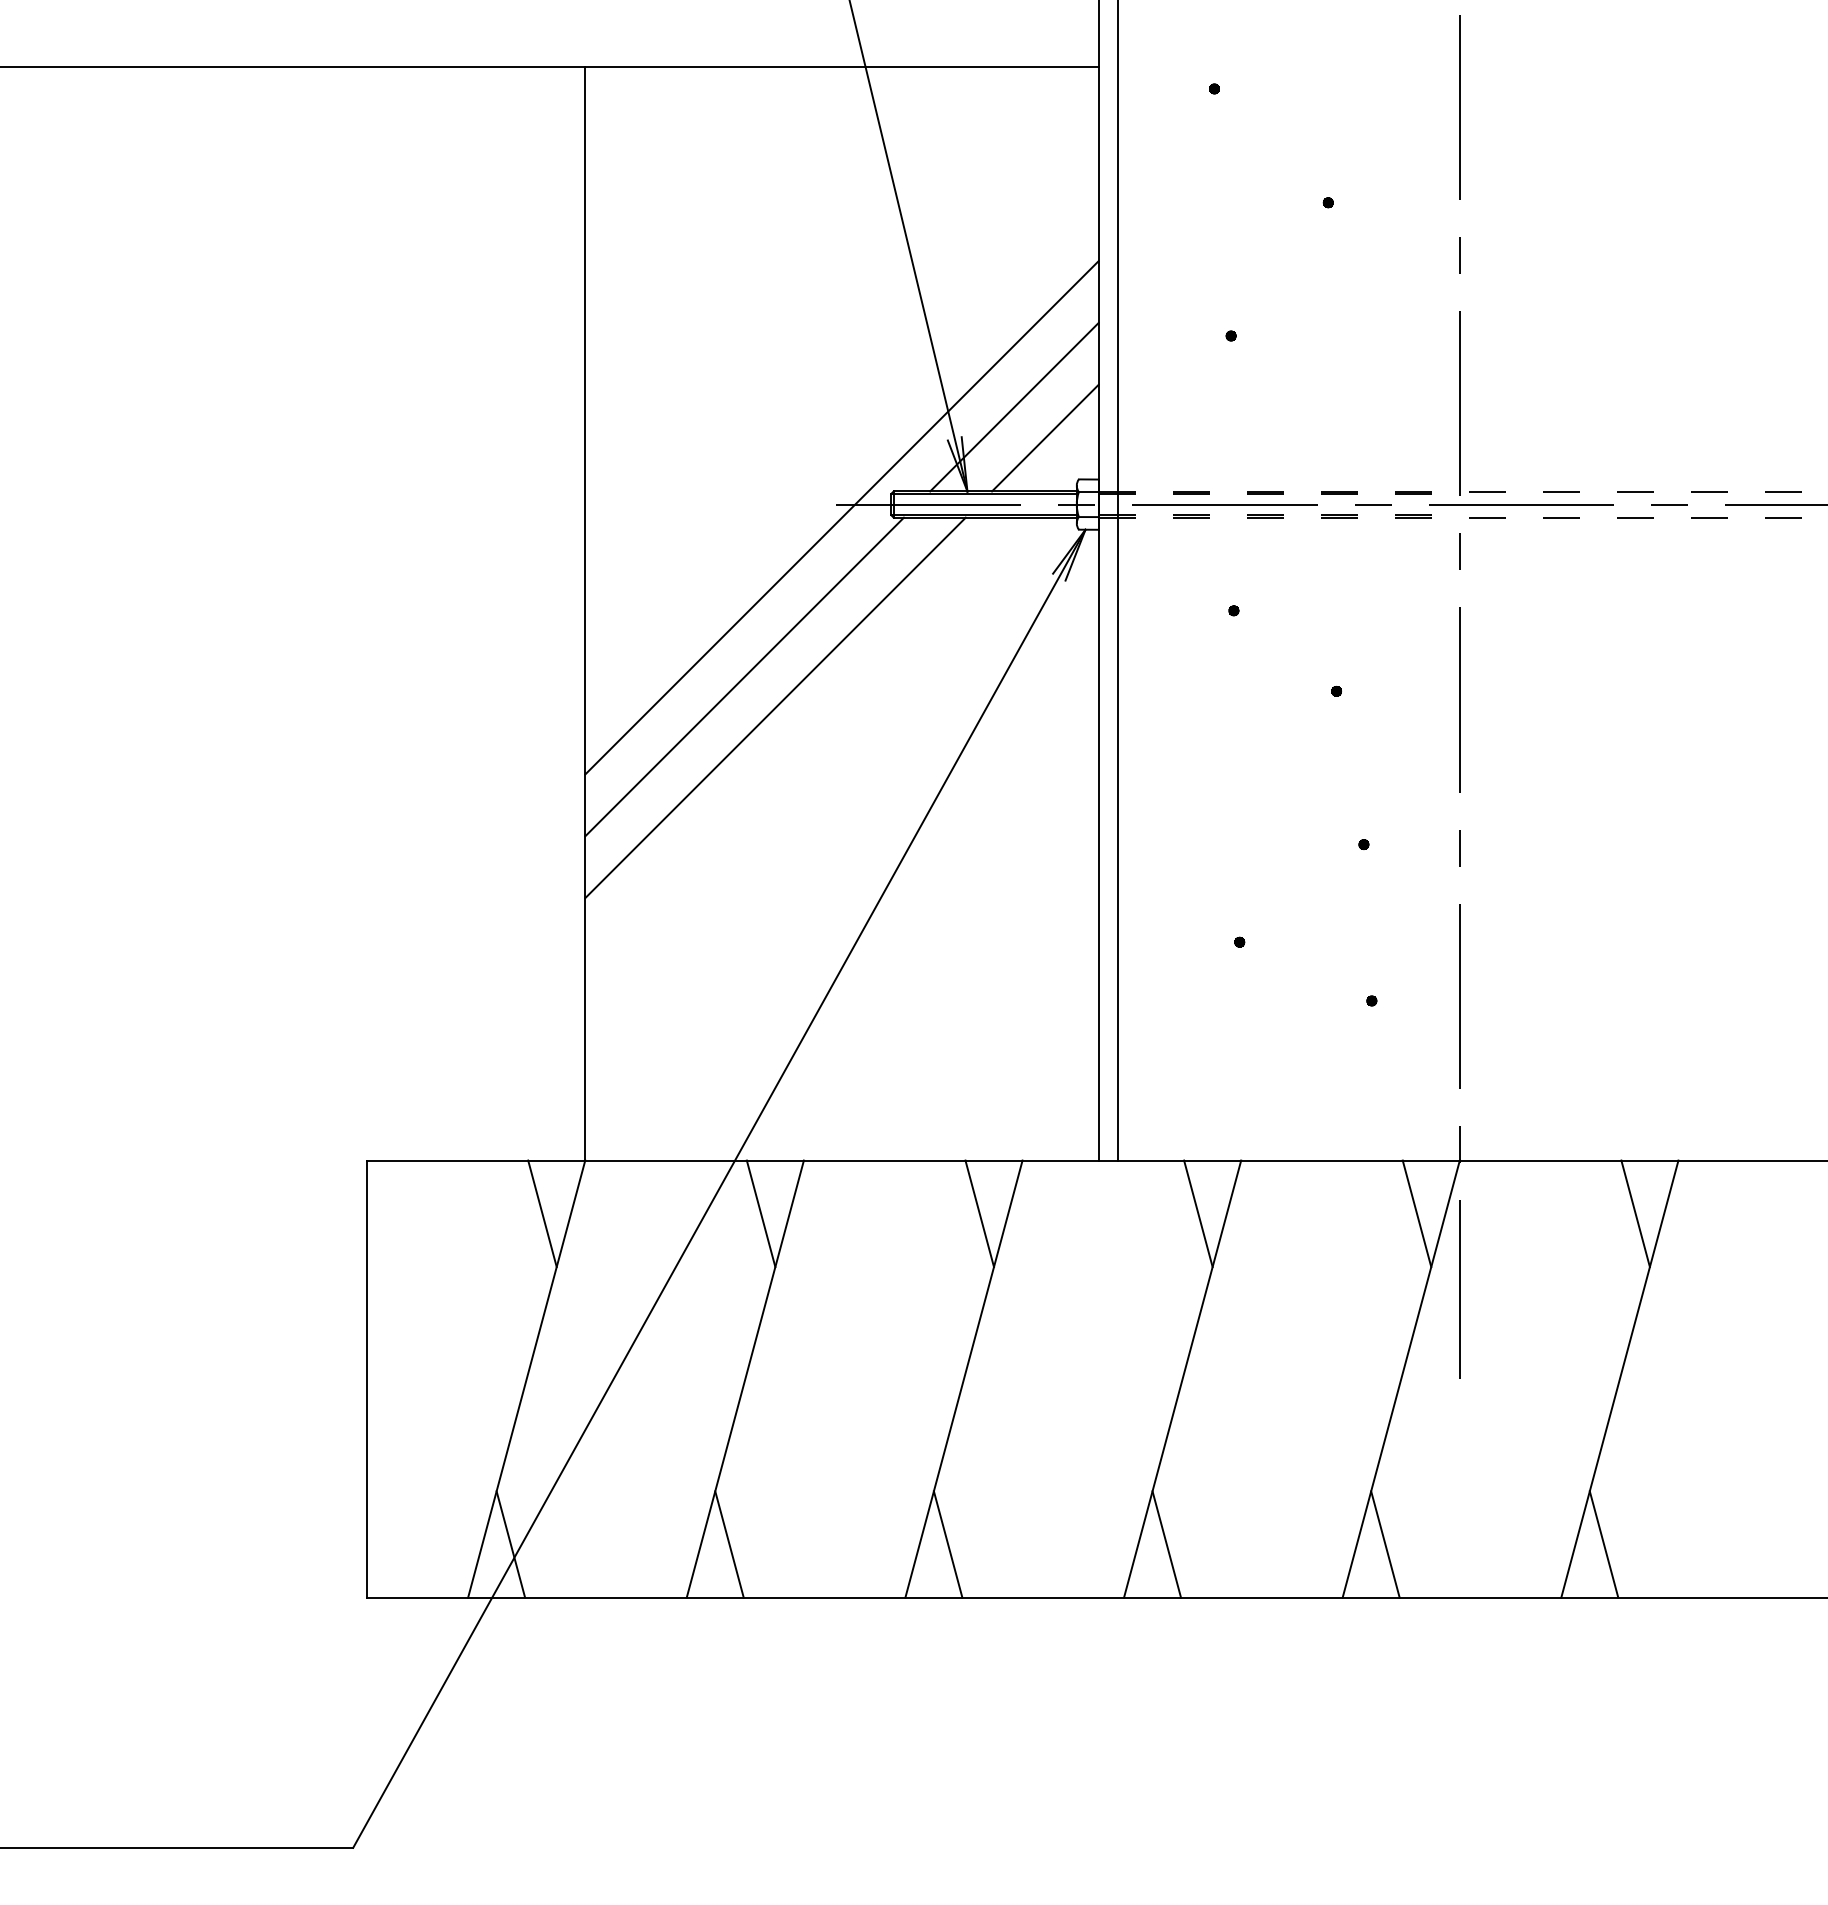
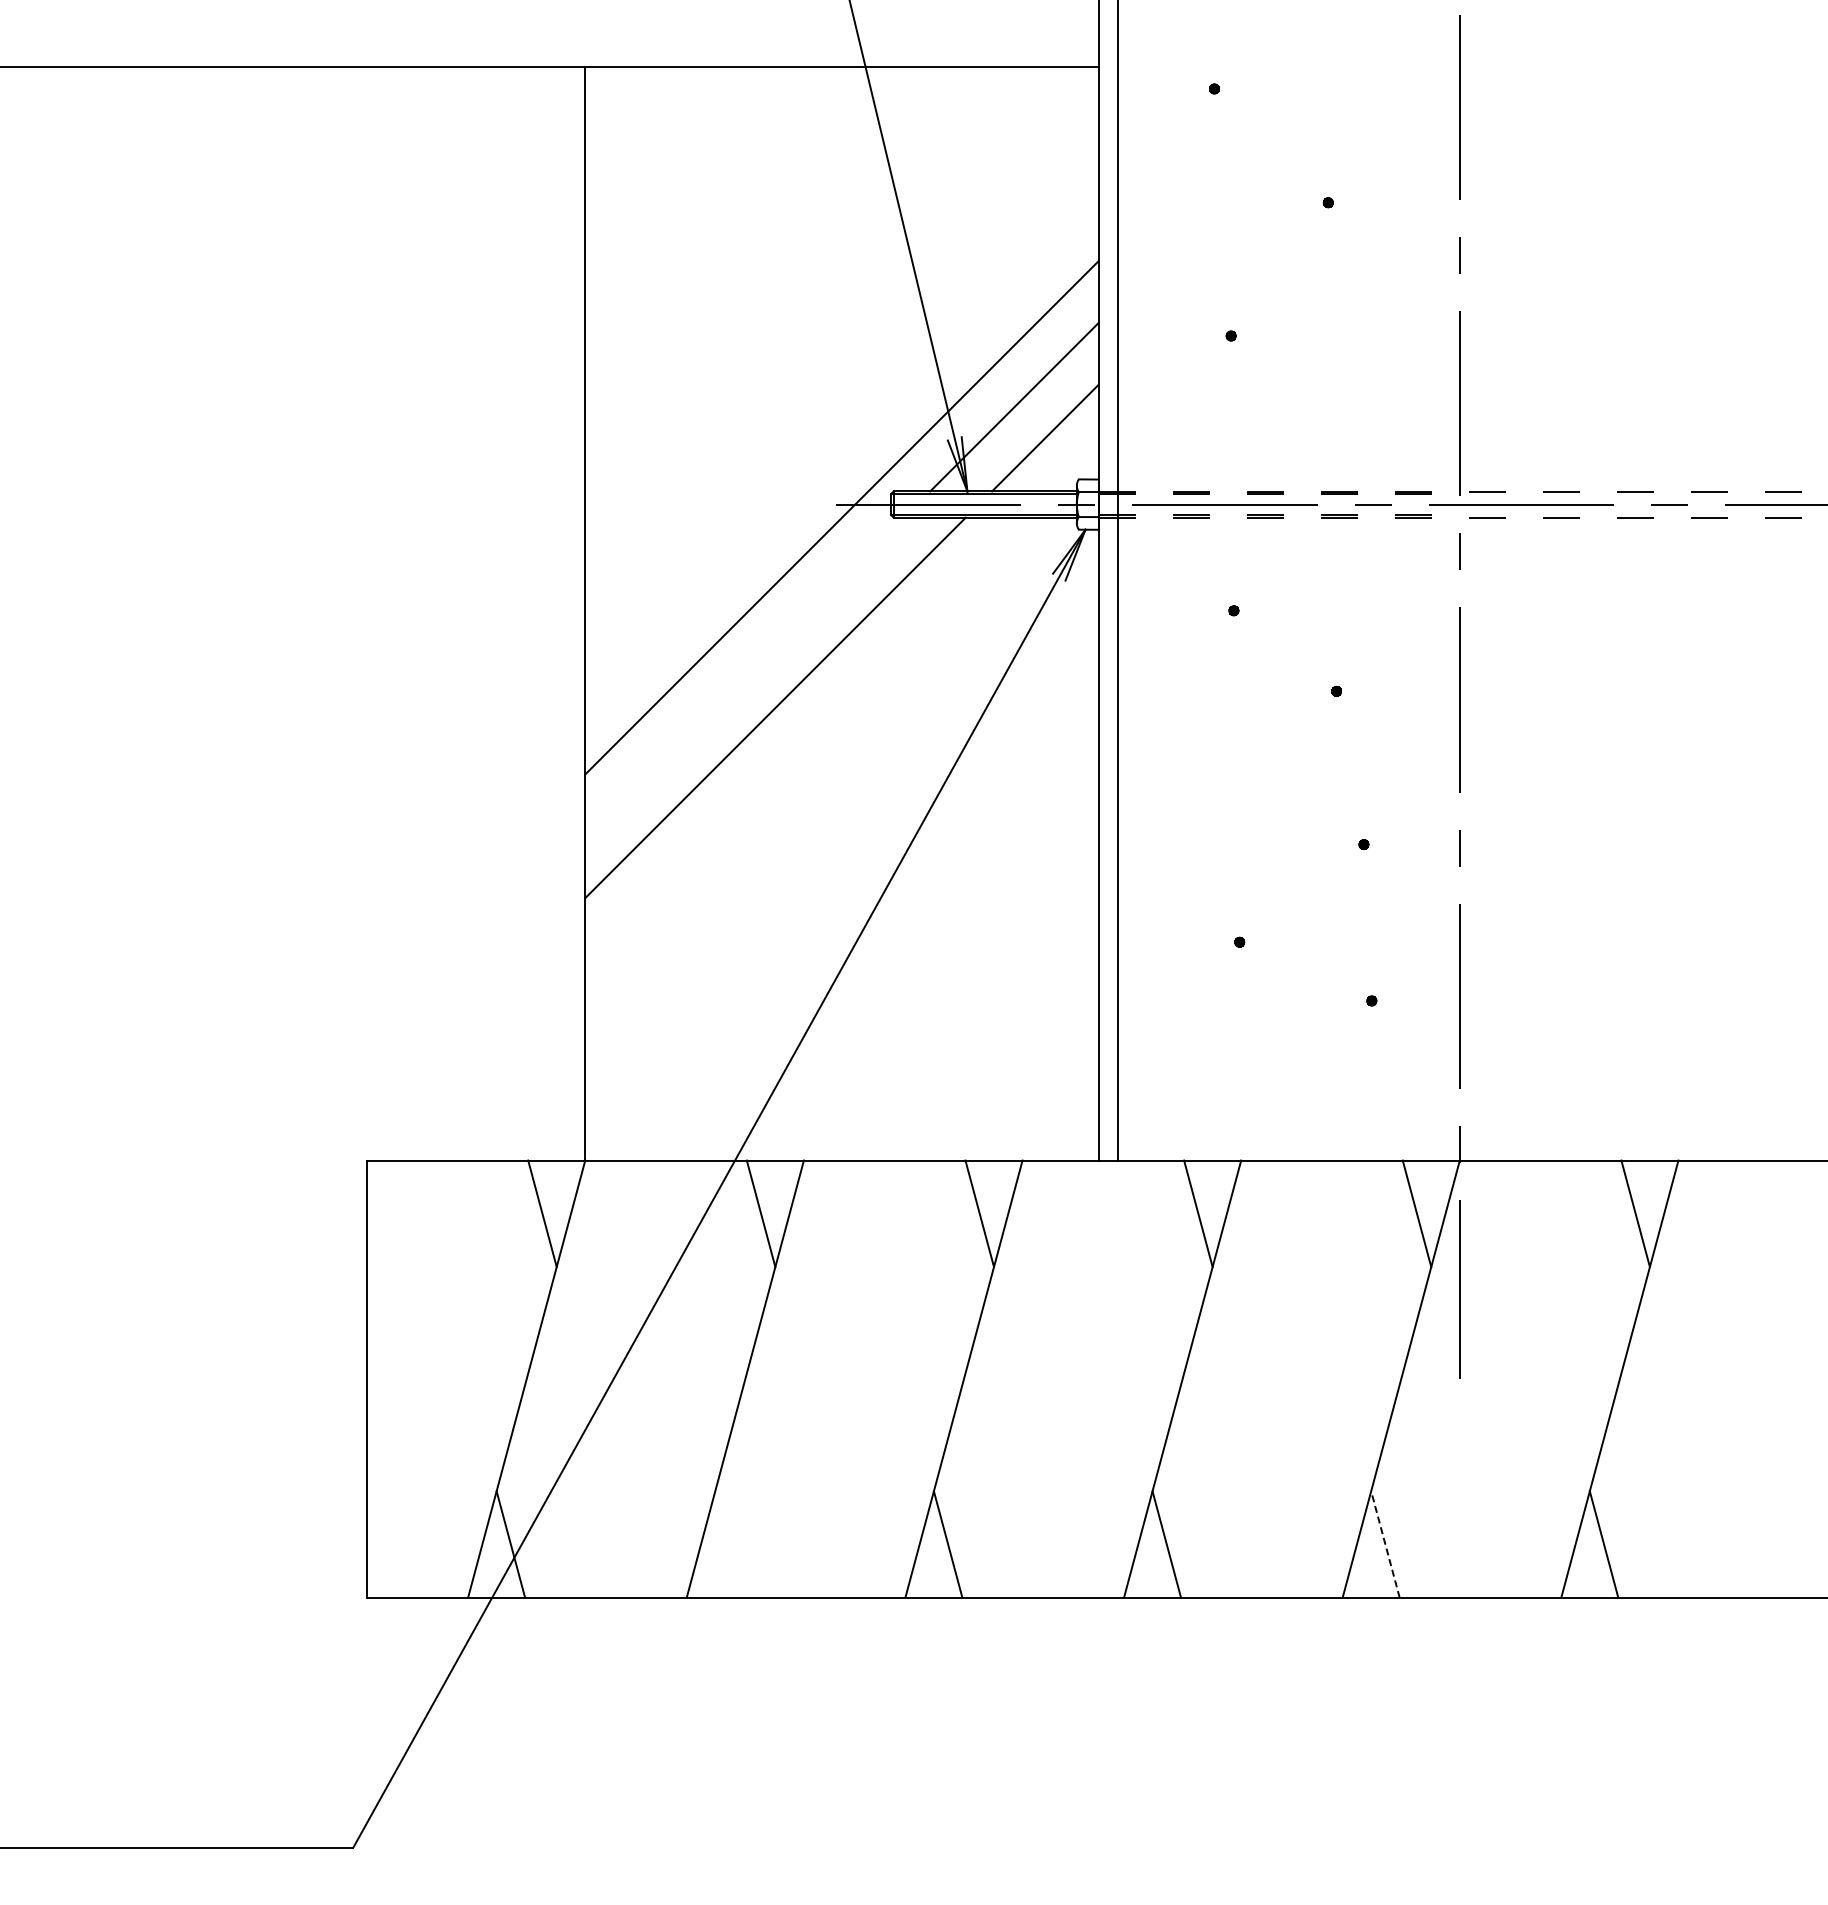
line: present -> none (744, 676)
line: present -> none (729, 1544)
line: solid -> dashed (1385, 1544)
